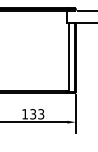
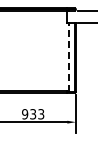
line: solid -> dashed (69, 57)
text: 133 -> 933 (25, 114)
